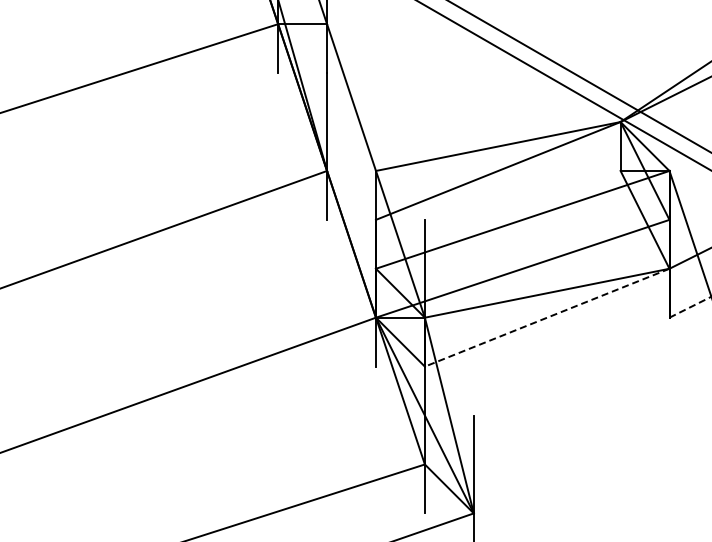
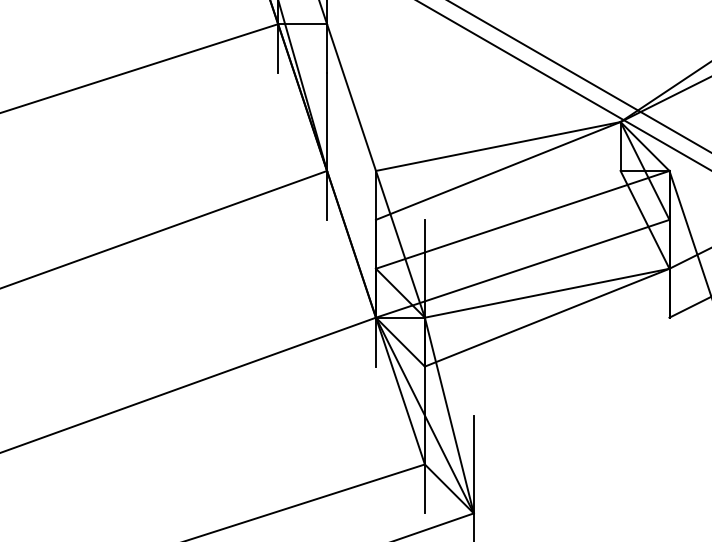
line: dashed -> solid (690, 306)
line: dashed -> solid (547, 317)
